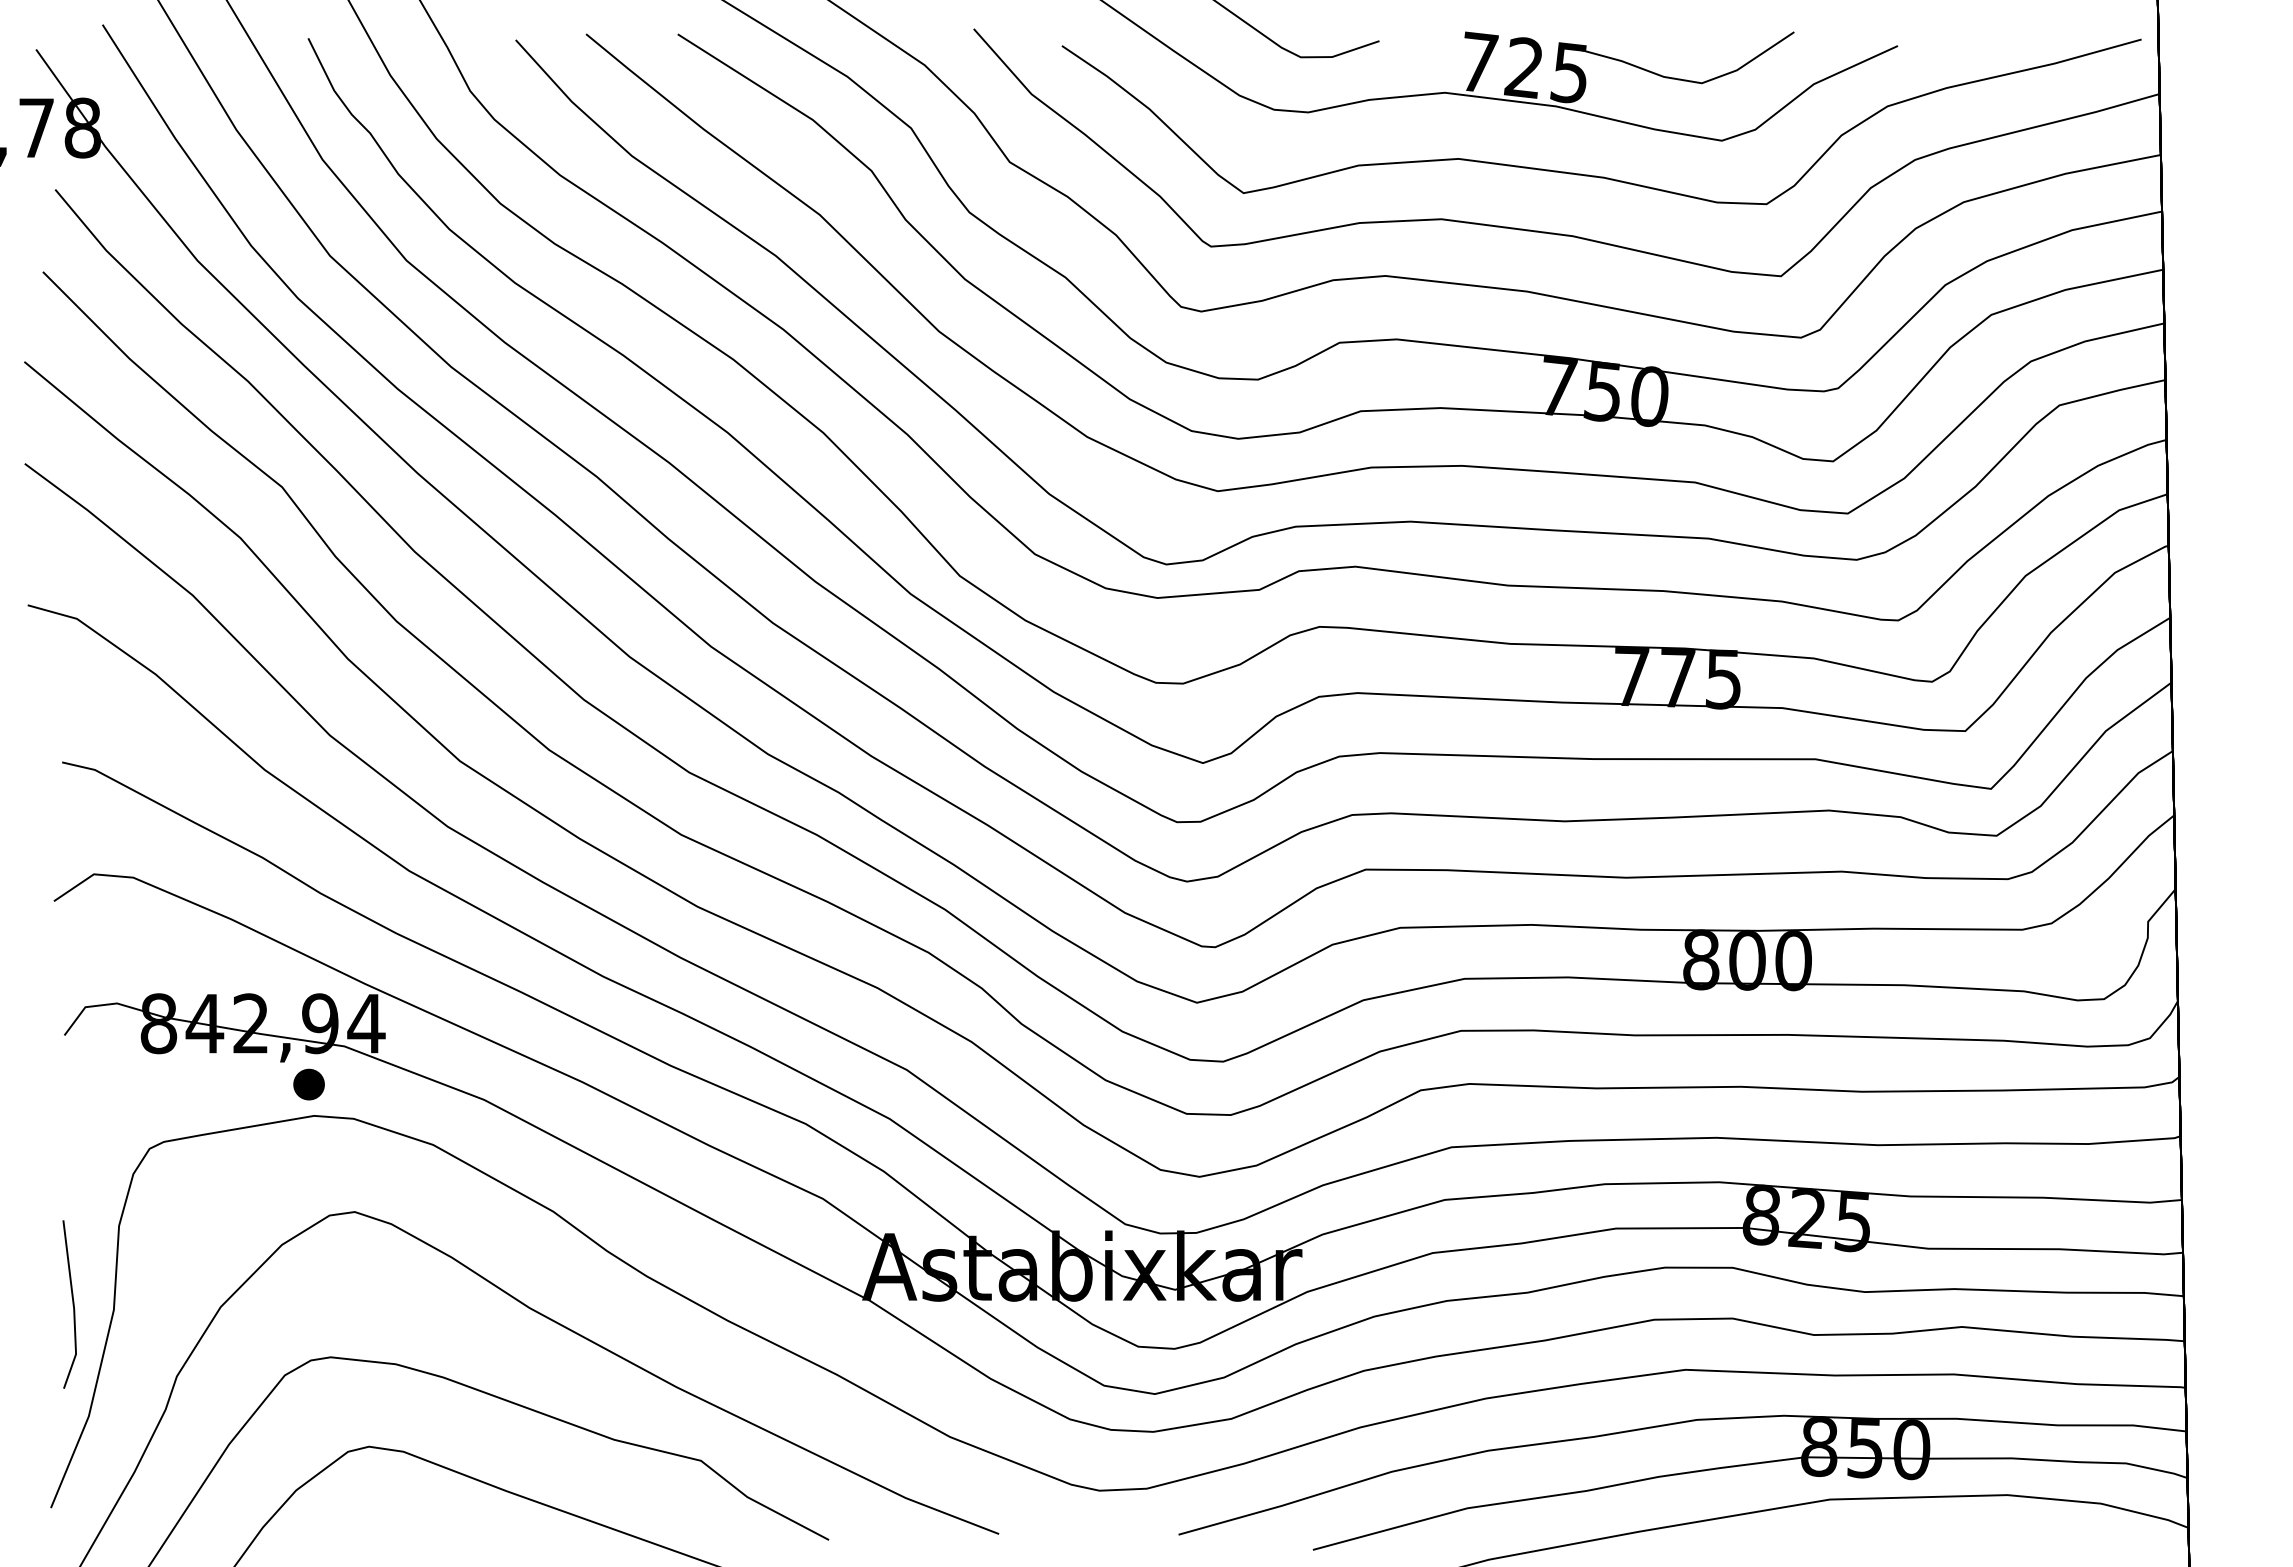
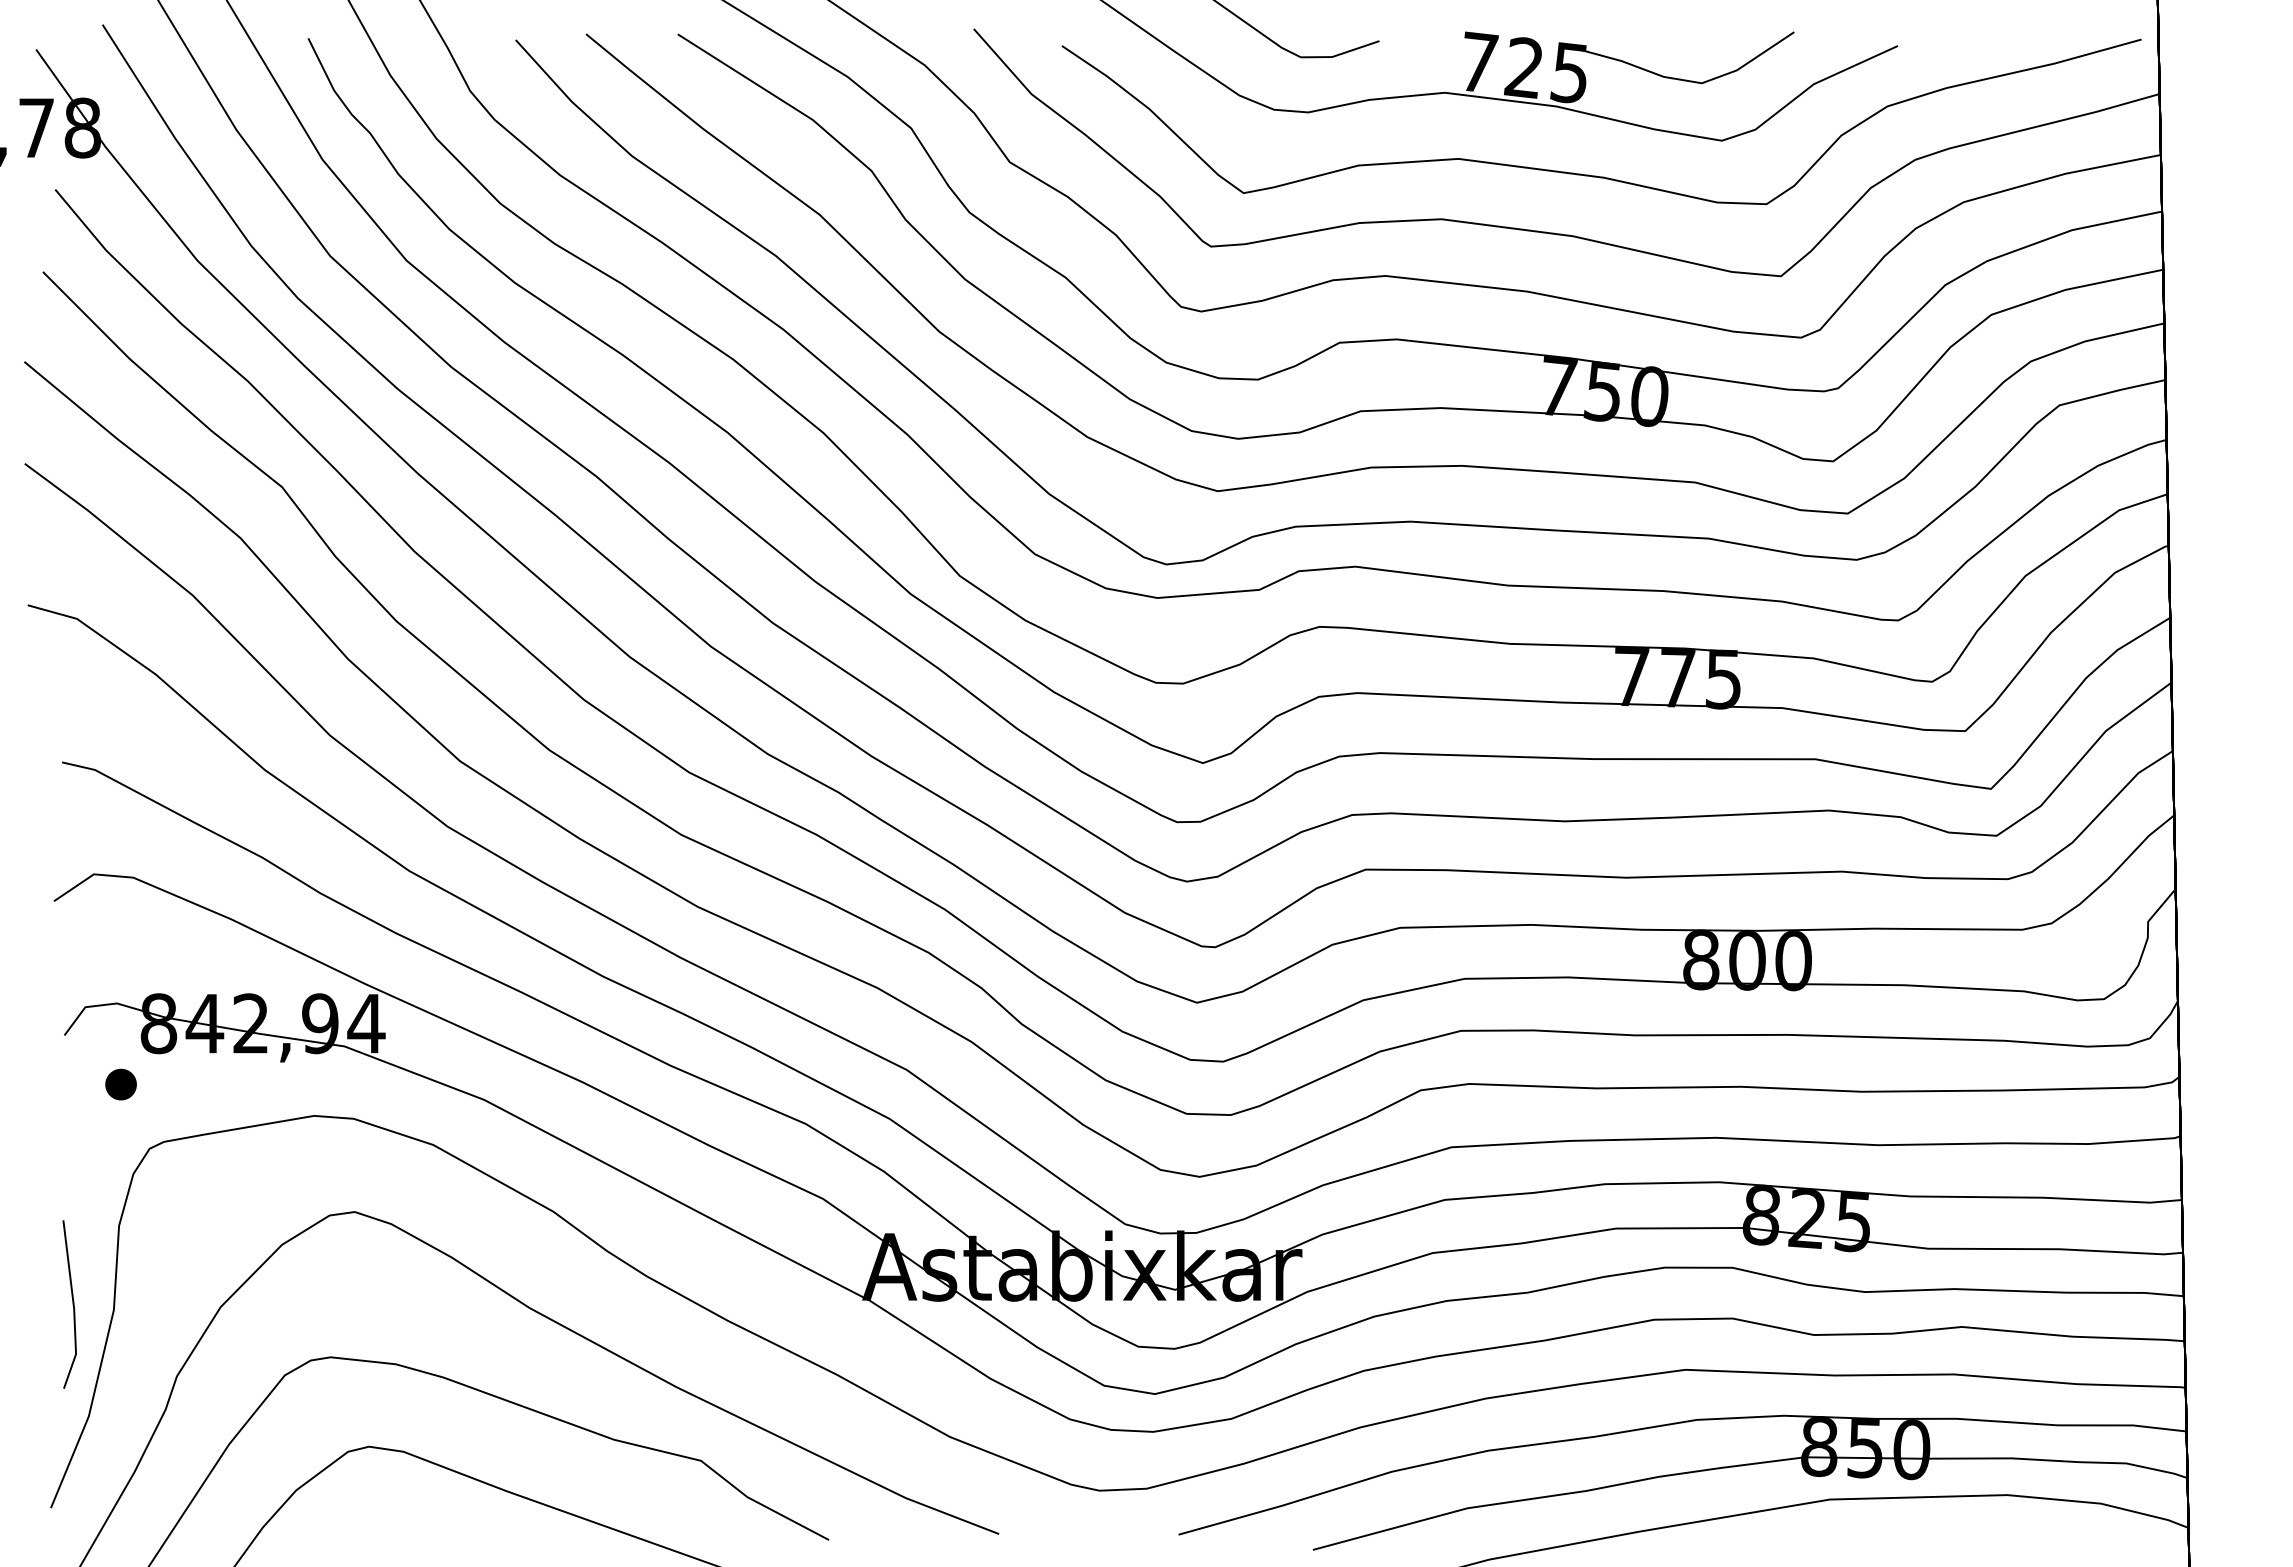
part position: (308, 1084) -> (120, 1084) (120, 1084)
